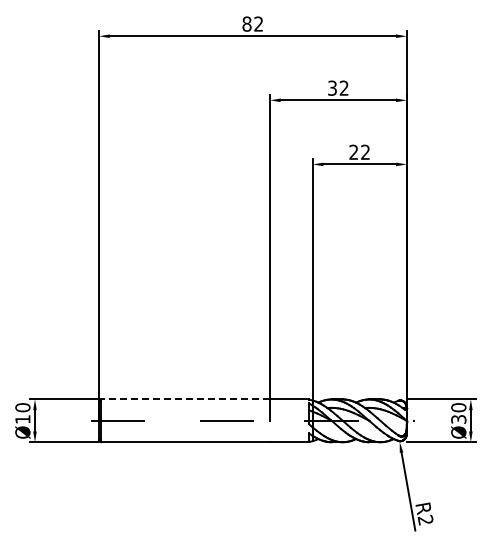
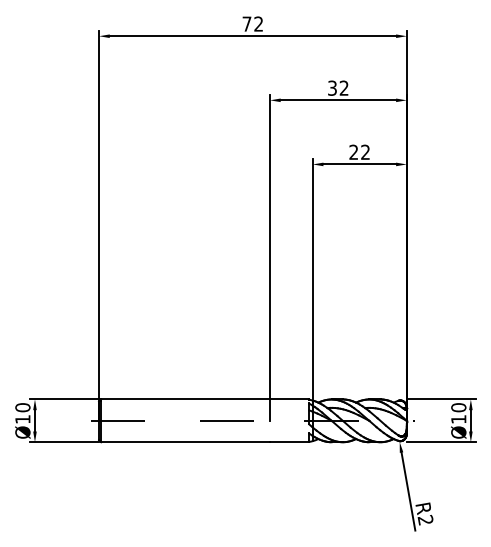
text: 82 -> 72 (246, 23)
line: dashed -> solid (185, 399)
text: Ø30 -> Ø10 (458, 419)
